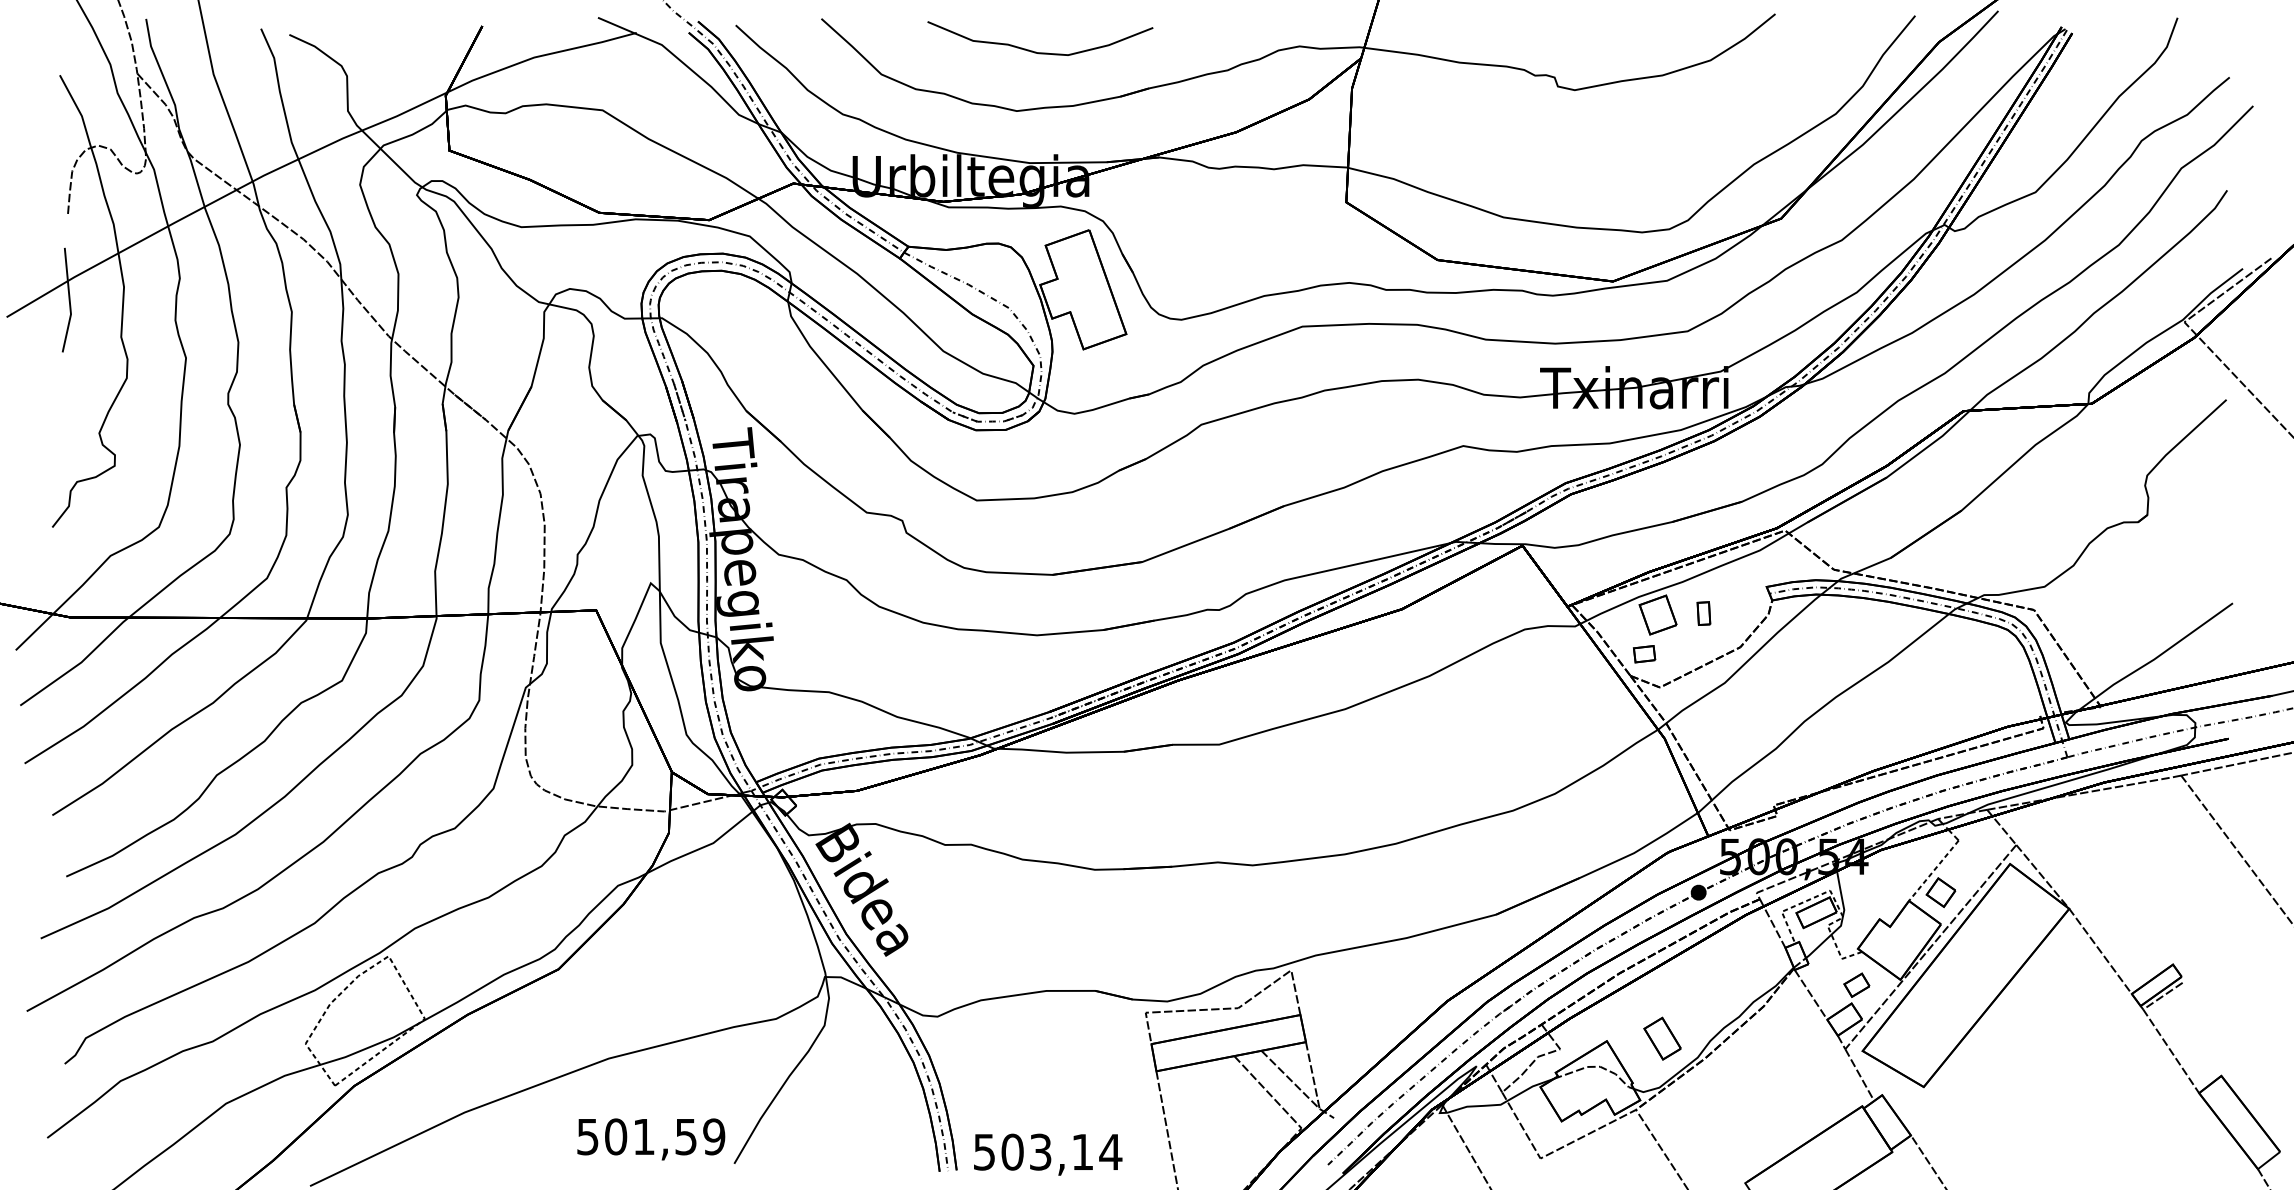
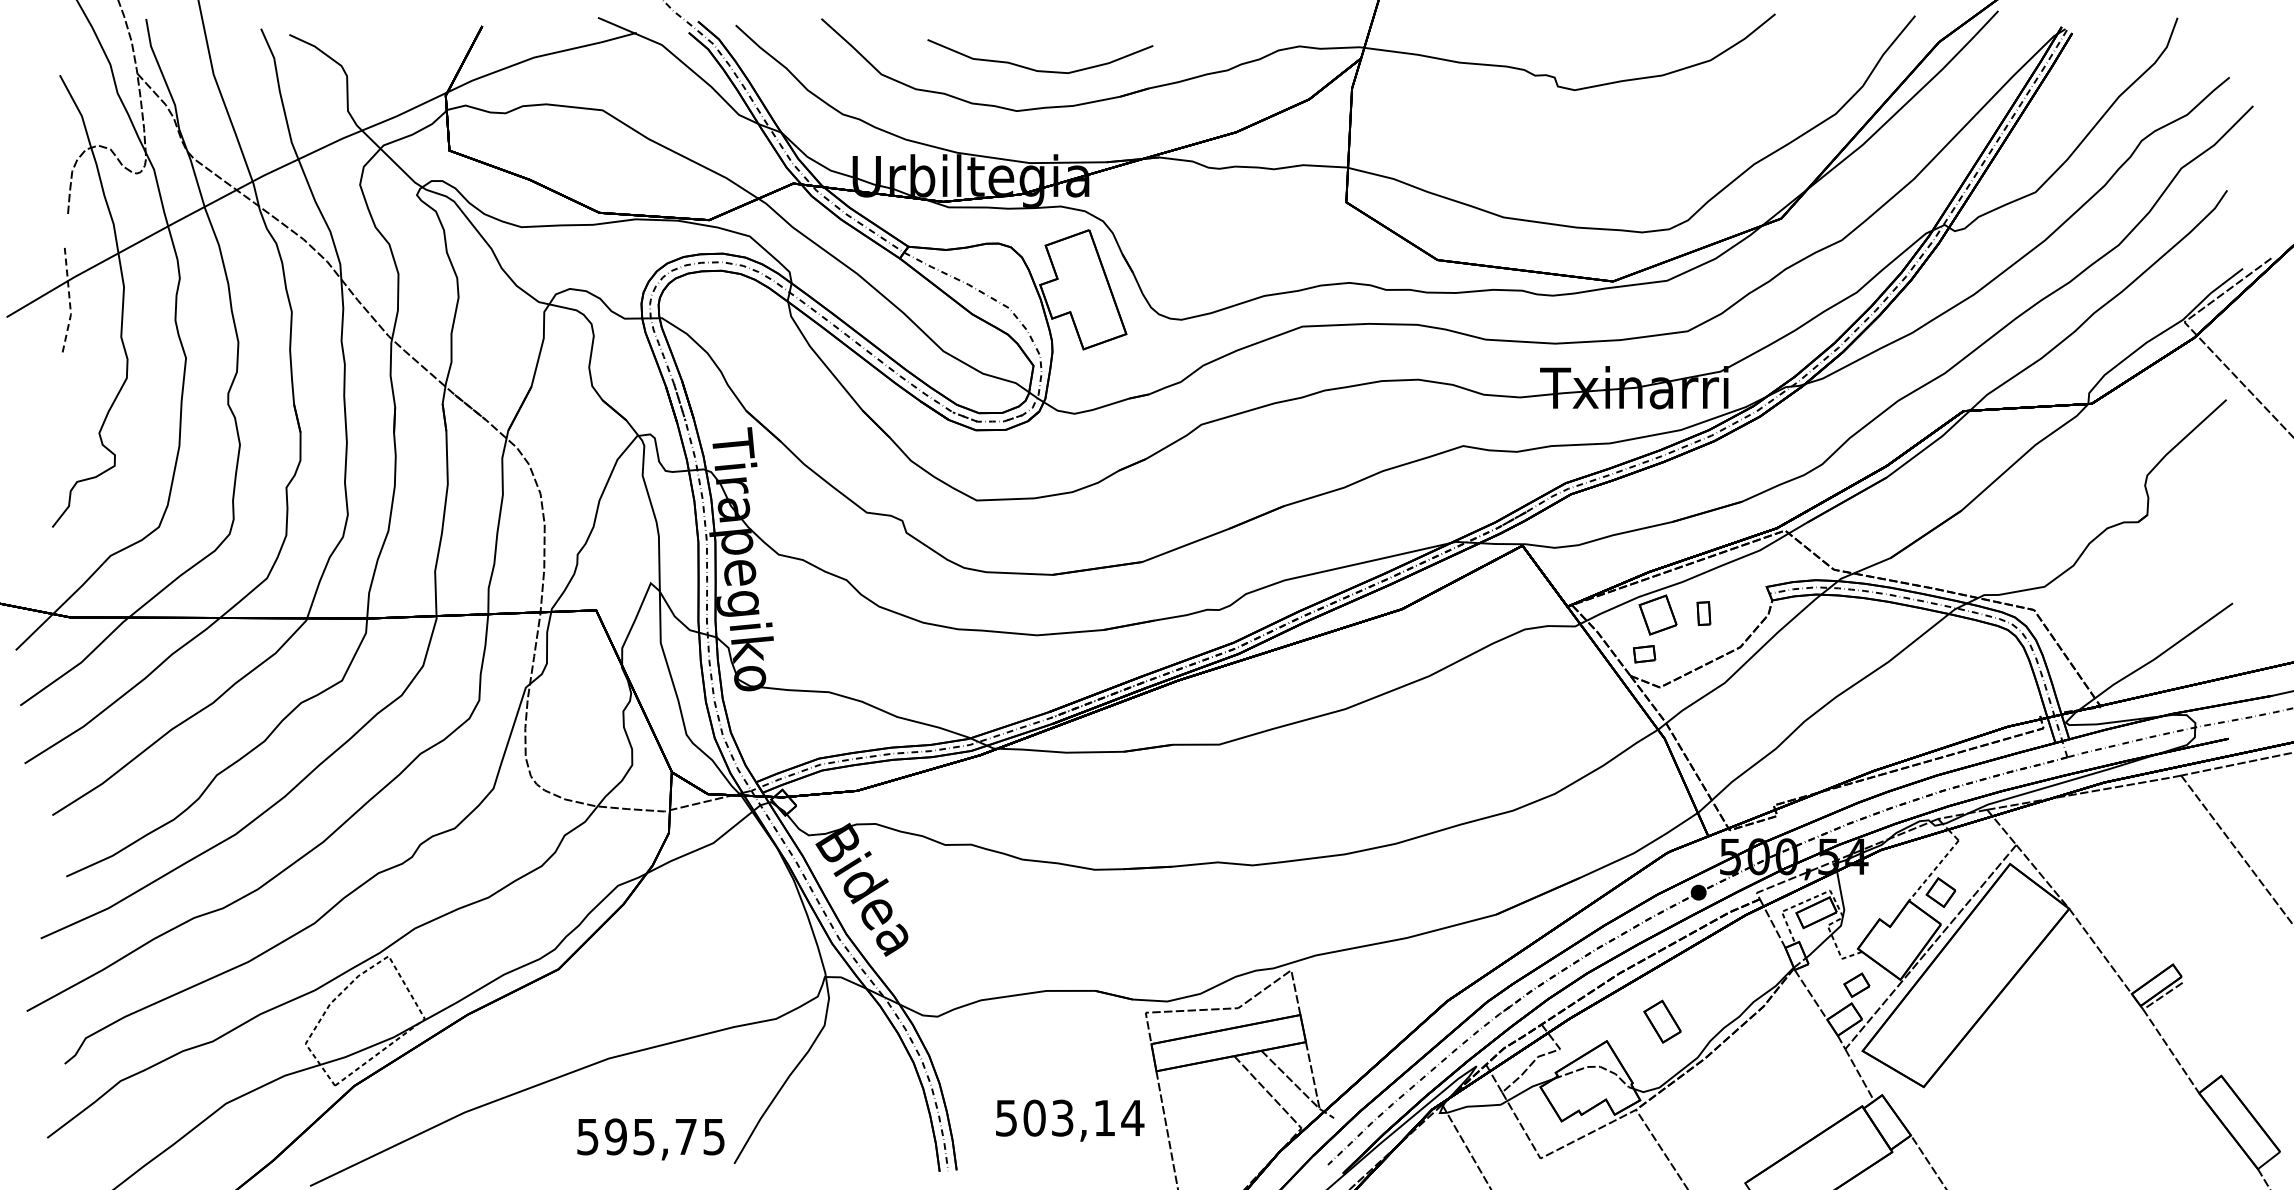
curve position: (1036, 51) -> (1036, 69) (1036, 69)
line: solid -> dashed (69, 301)
part position: (1662, 1038) -> (1662, 1021) (1662, 1021)
text: 501,59 -> 595,75 (664, 1136)
text position: (1048, 1154) -> (1070, 1120) (1070, 1120)
